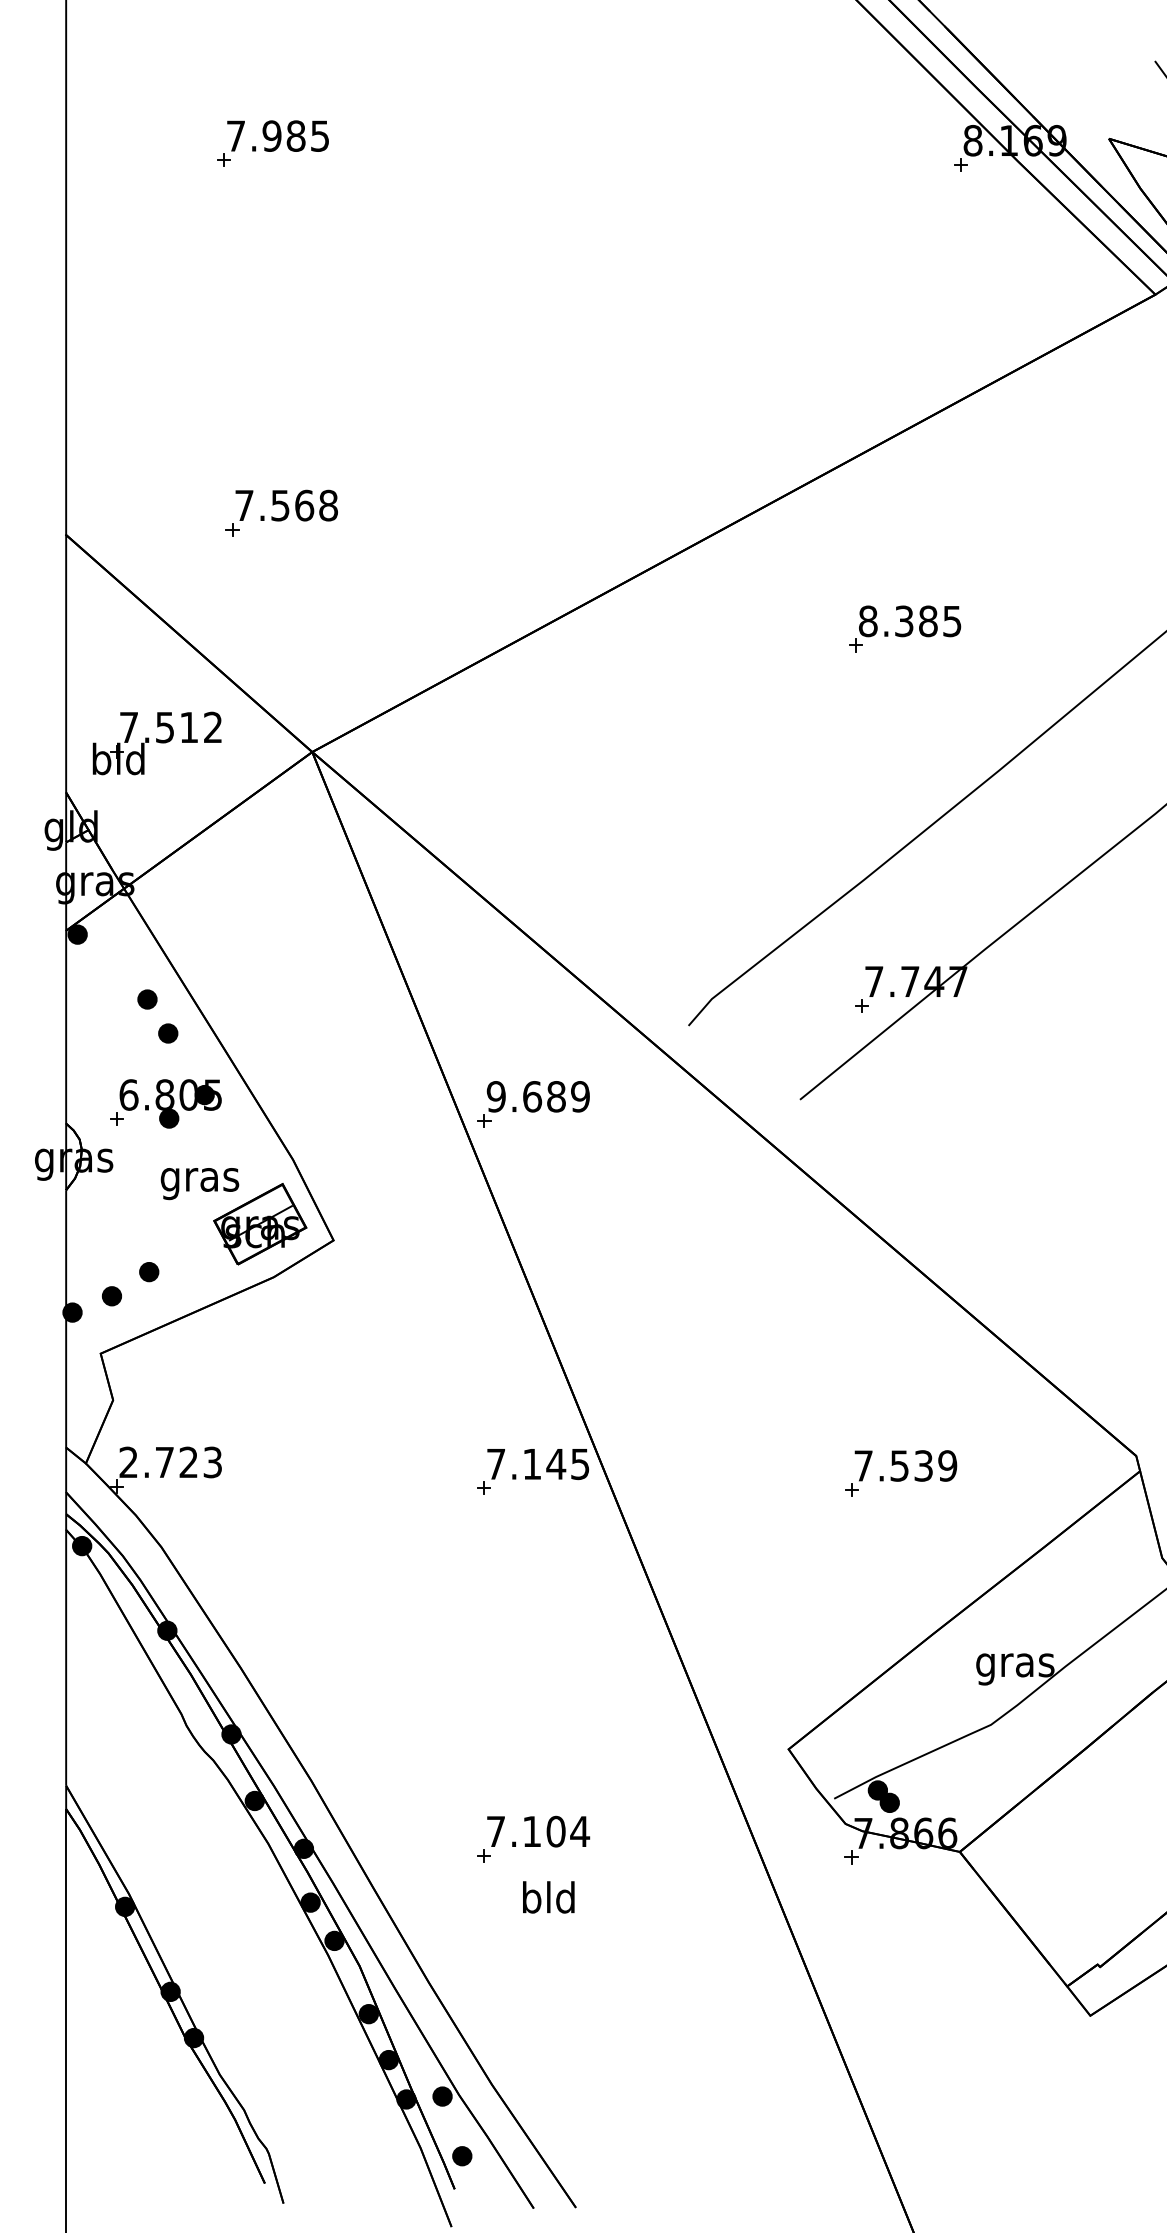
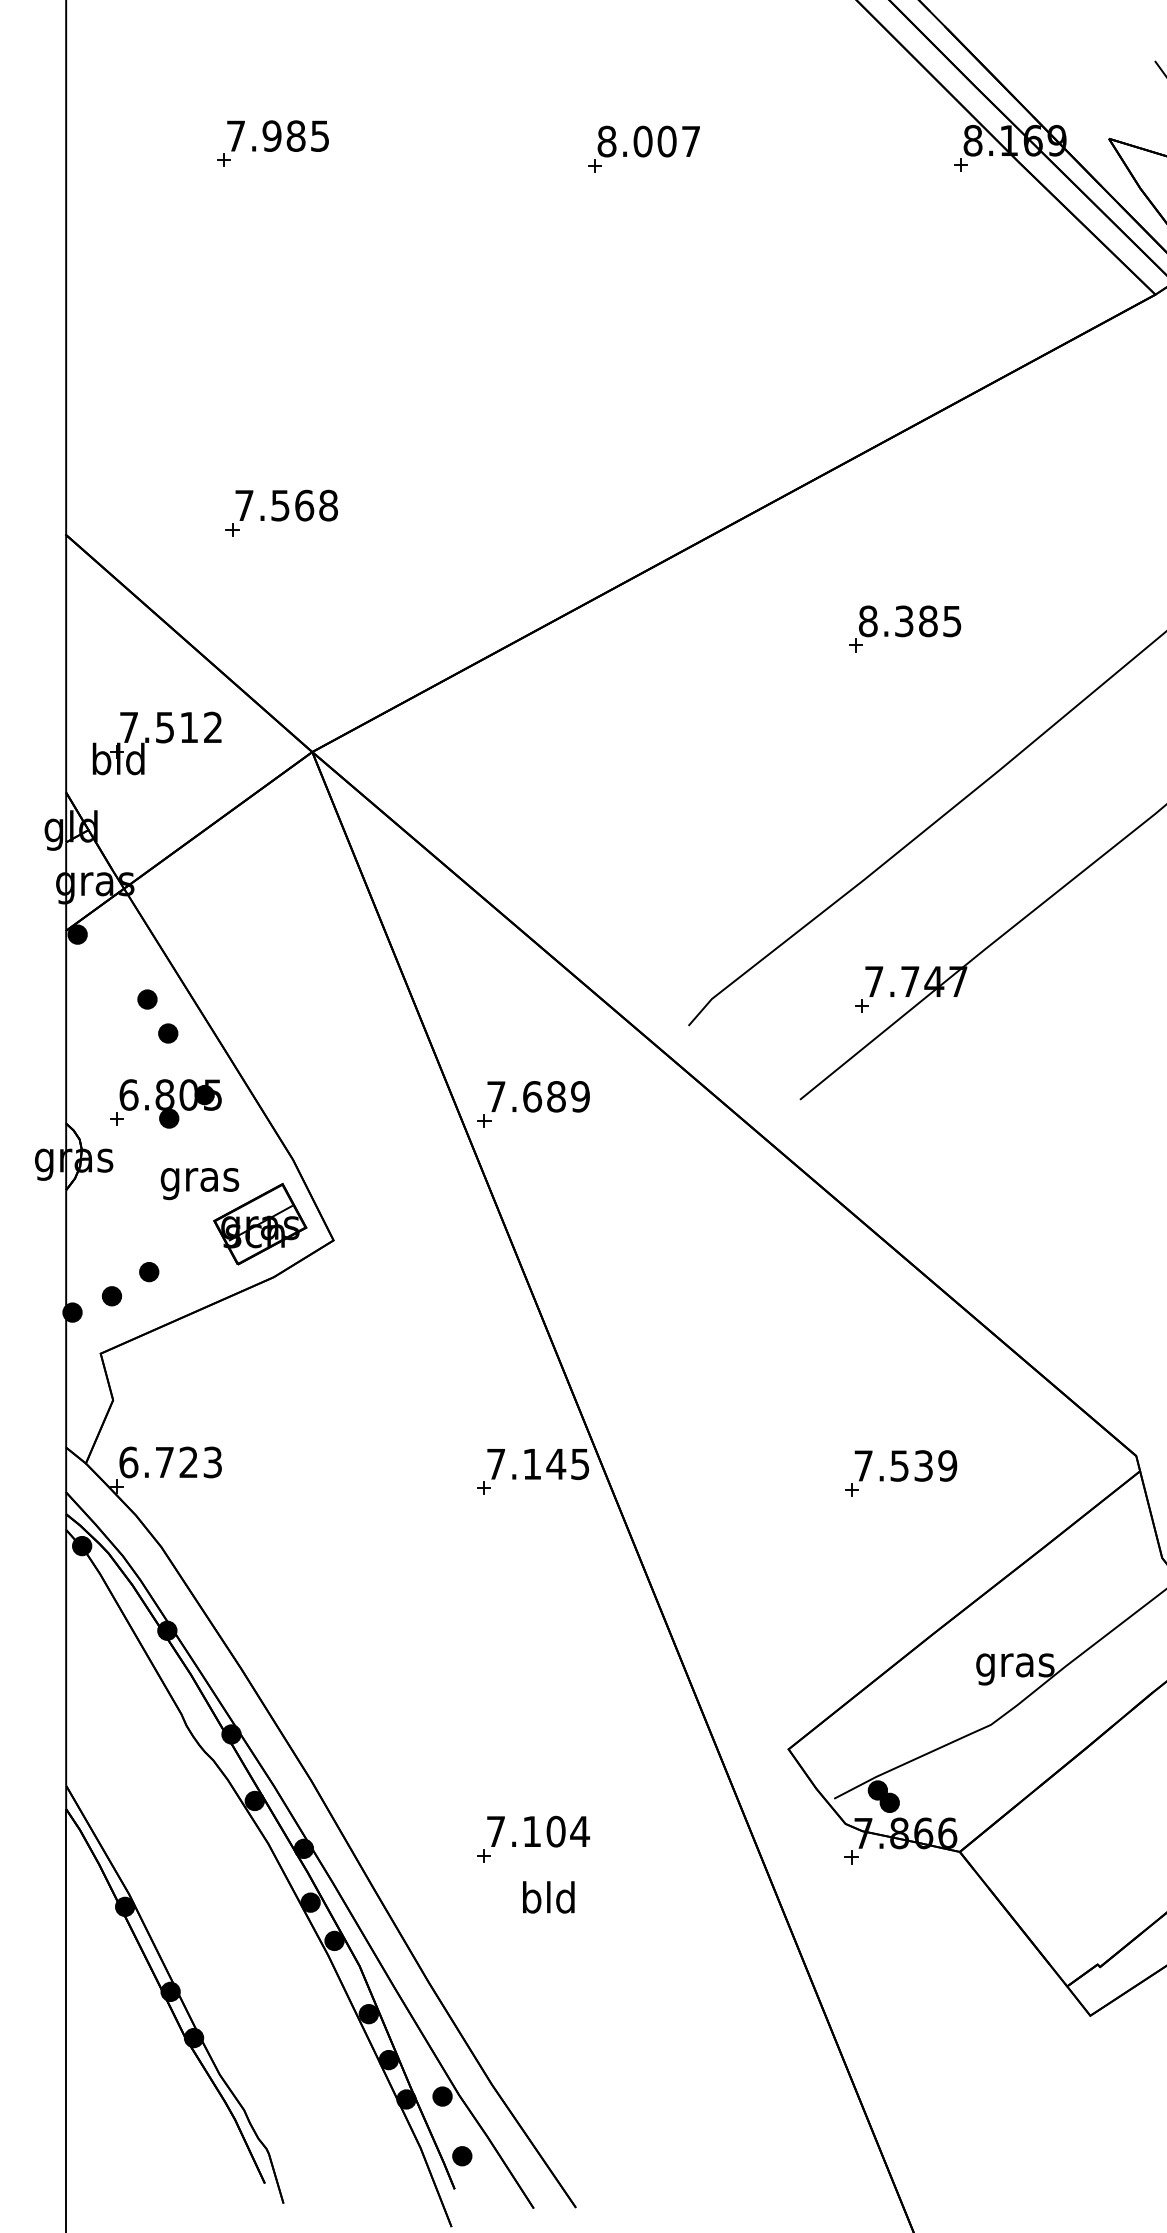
part: none -> present (643, 148)
text: 9.689 -> 7.689 (495, 1096)
text: 2.723 -> 6.723 (128, 1462)
